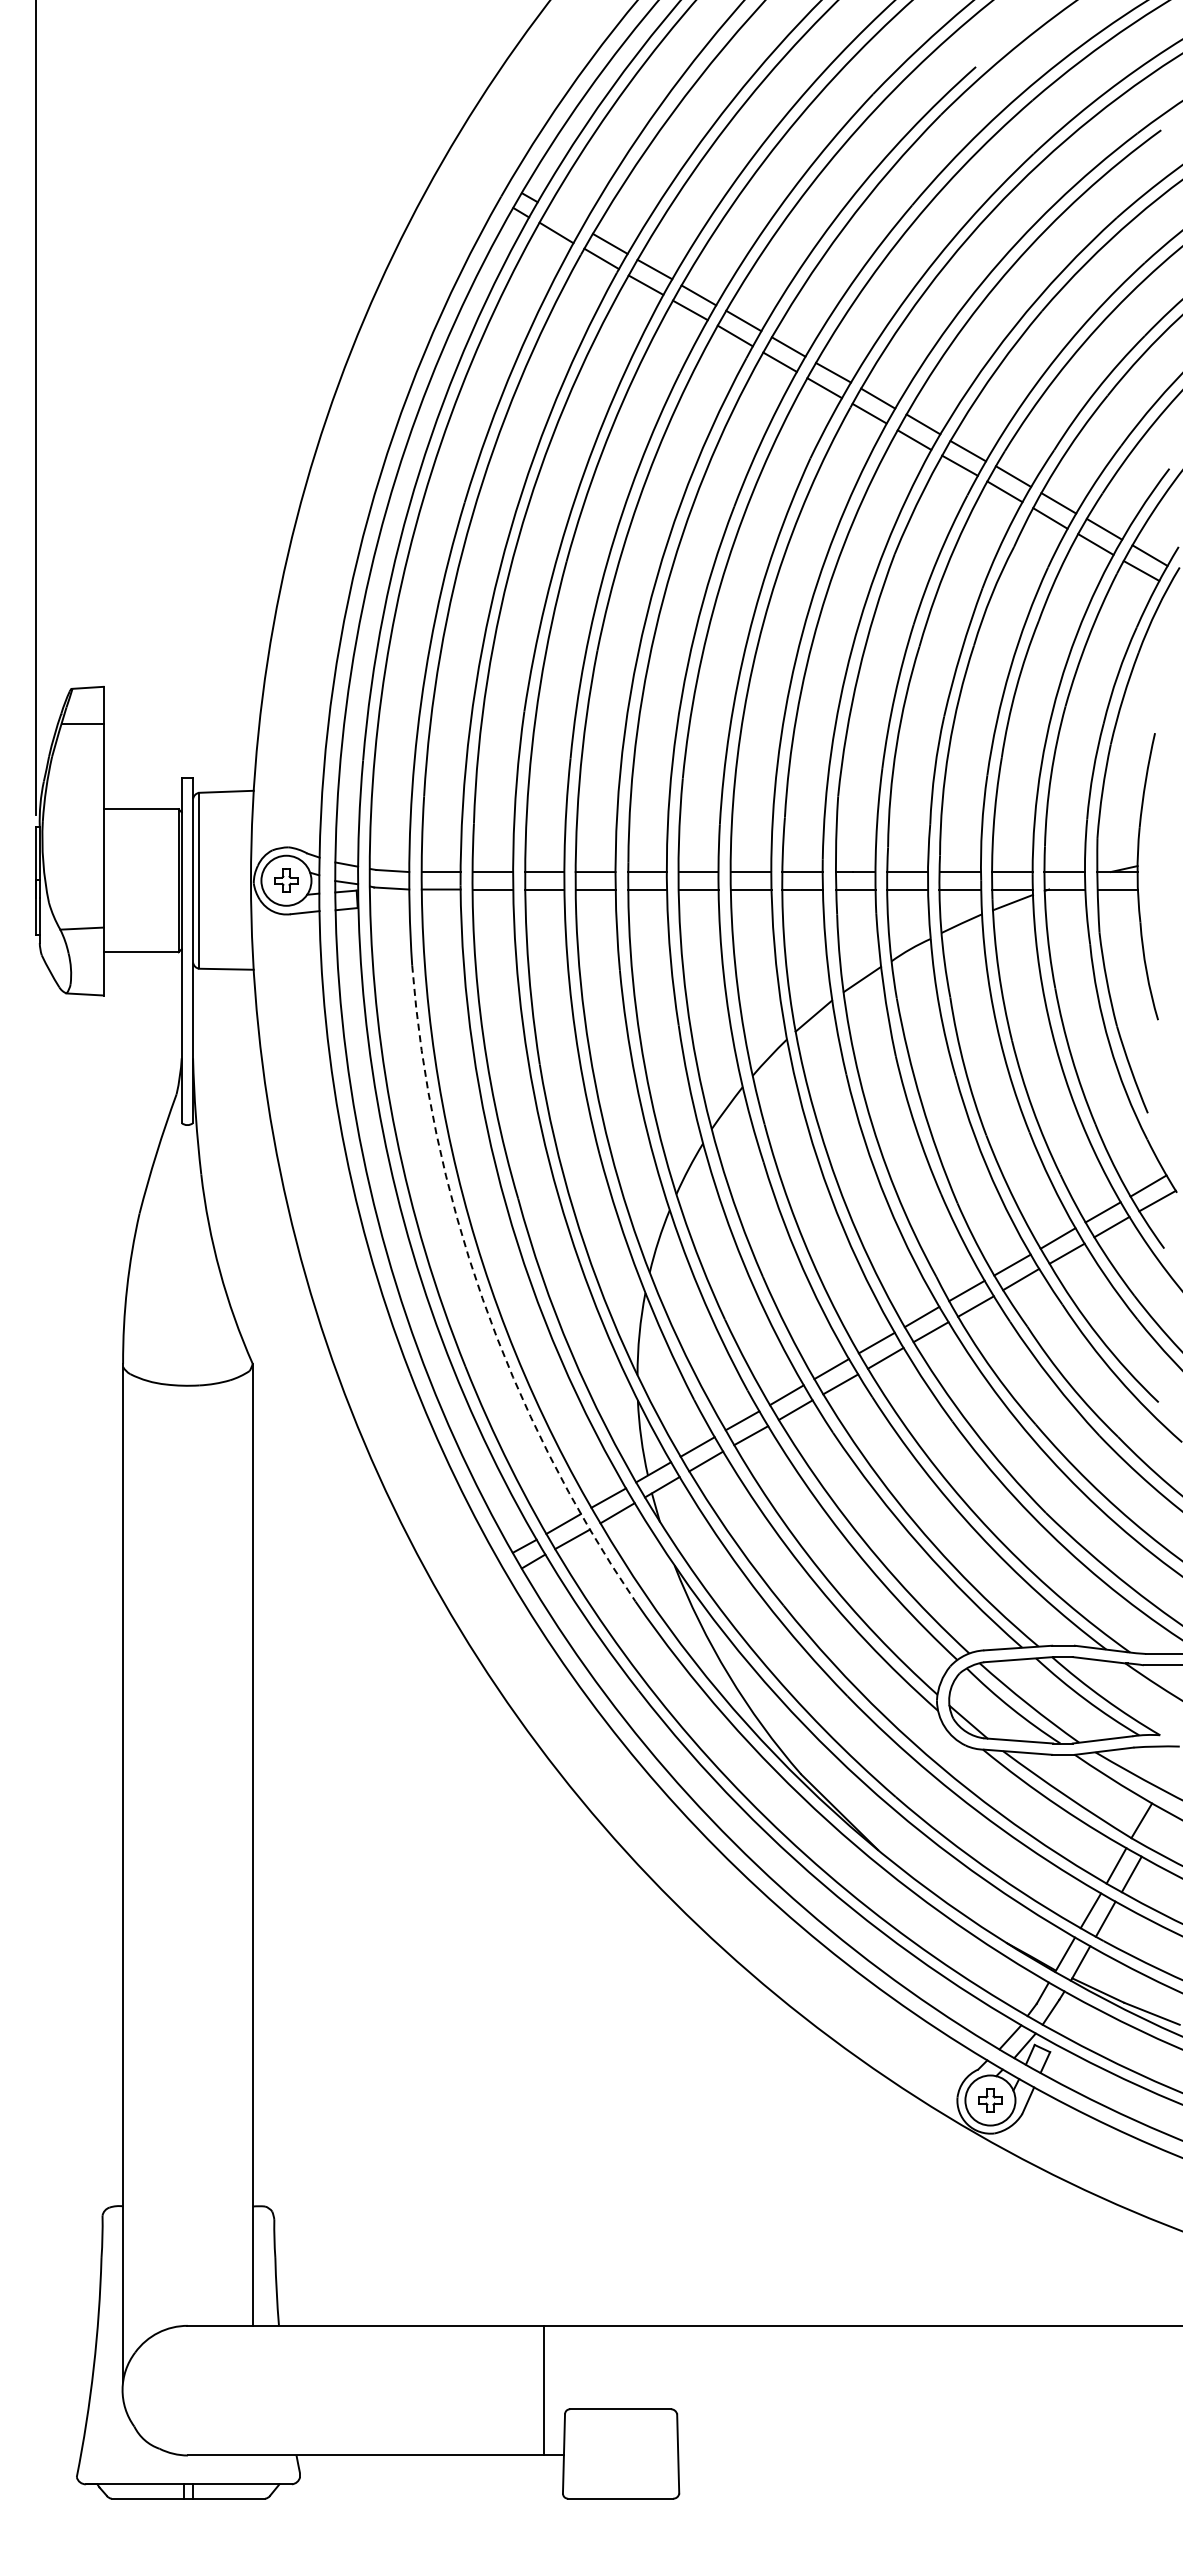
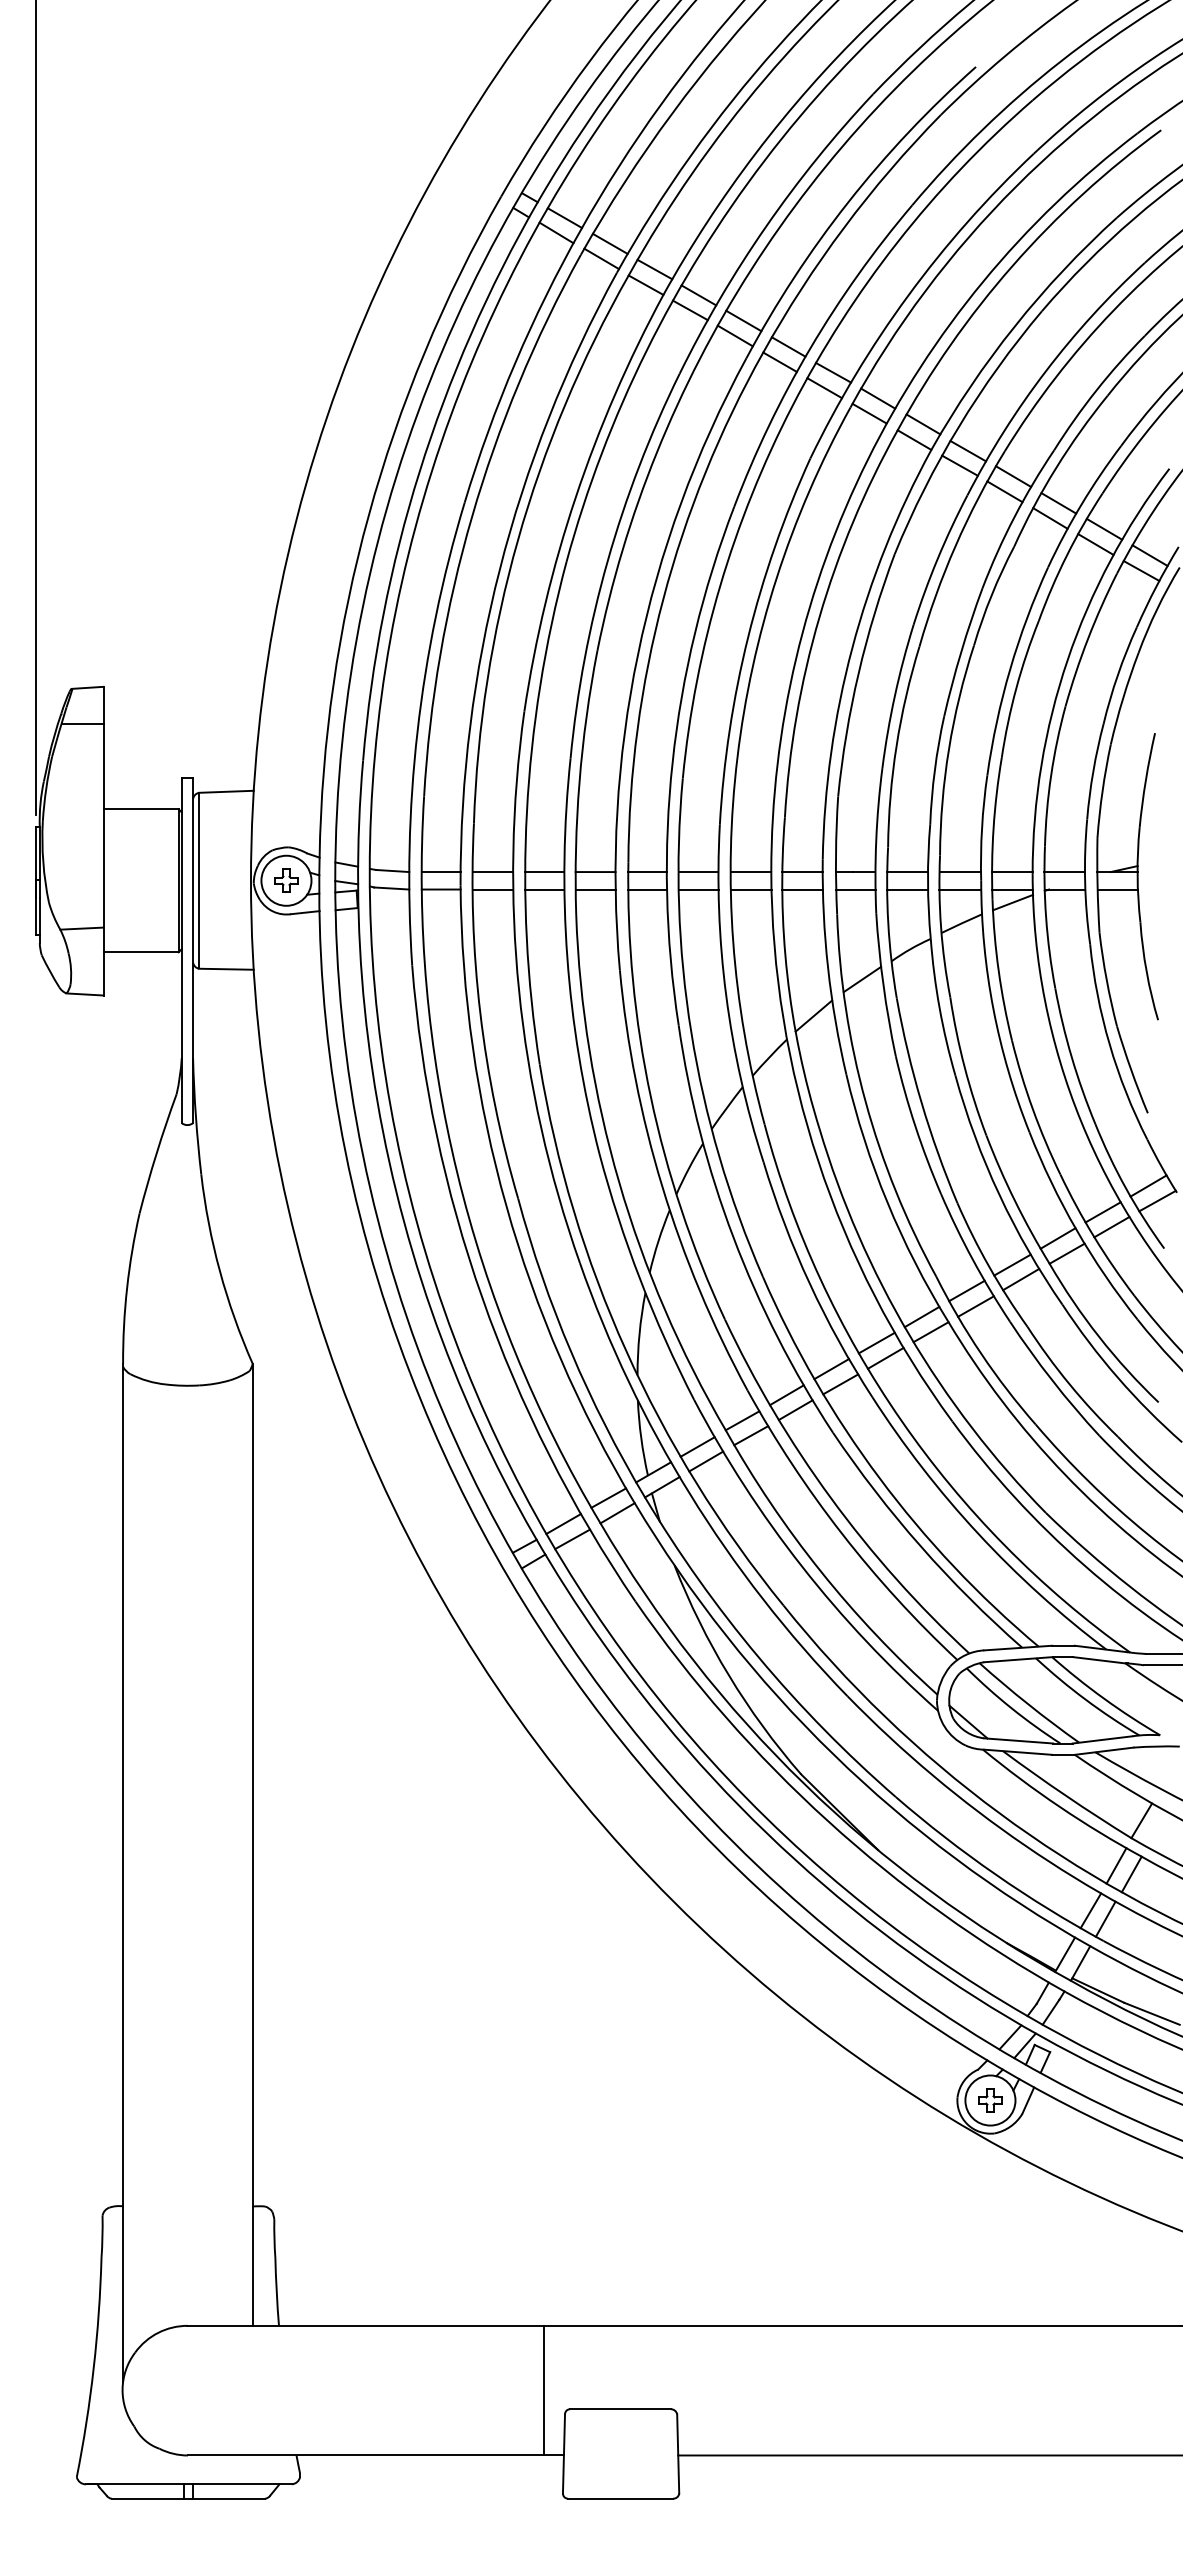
line: none -> present (564, 217)
arc: dashed -> solid (482, 1298)
line: none -> present (928, 2455)
